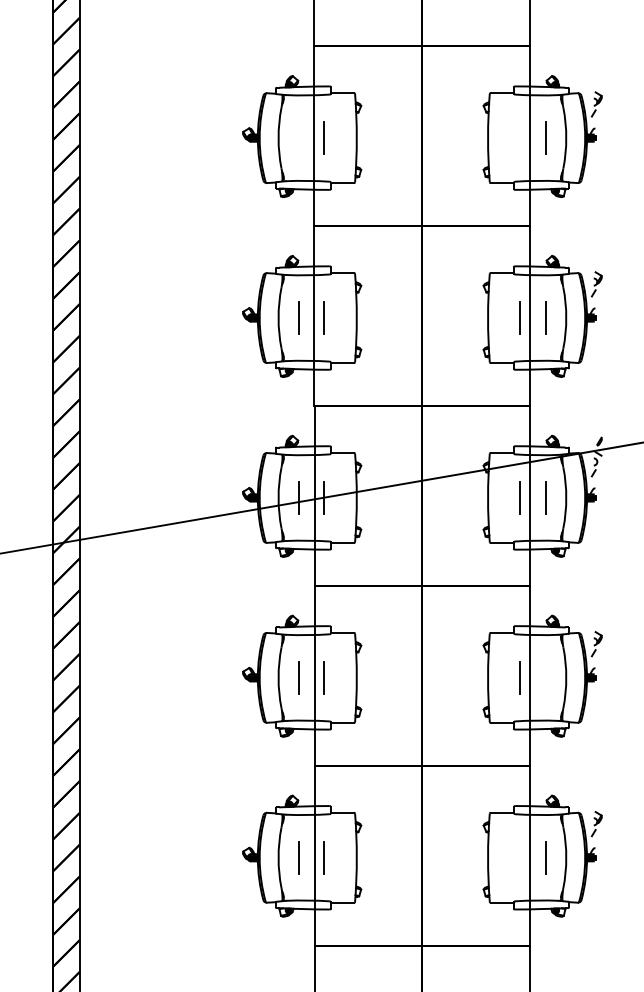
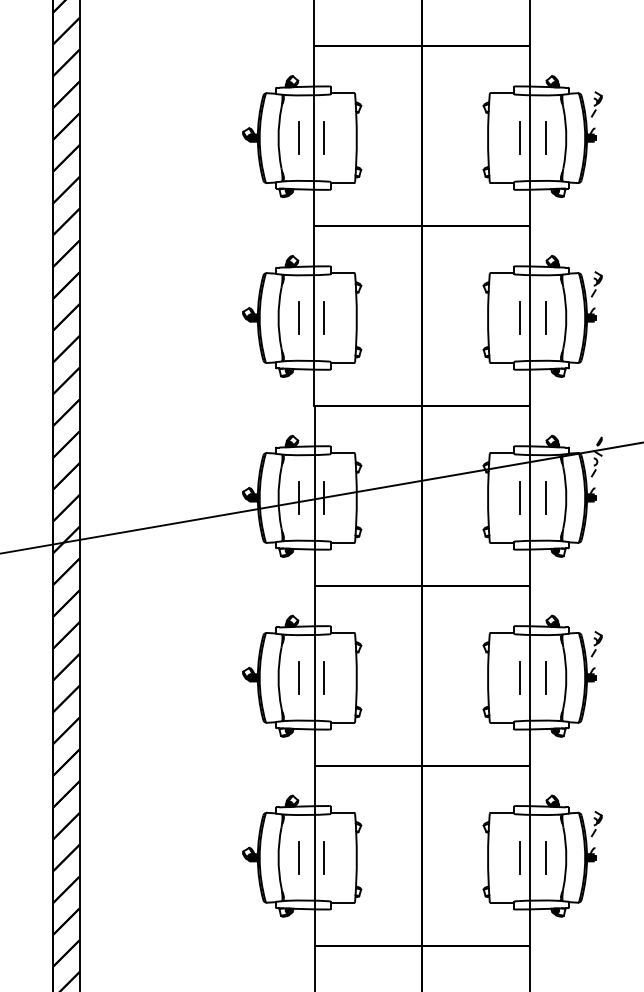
line: none -> present (298, 137)
line: none -> present (520, 137)
line: none -> present (545, 677)
line: none -> present (520, 857)
